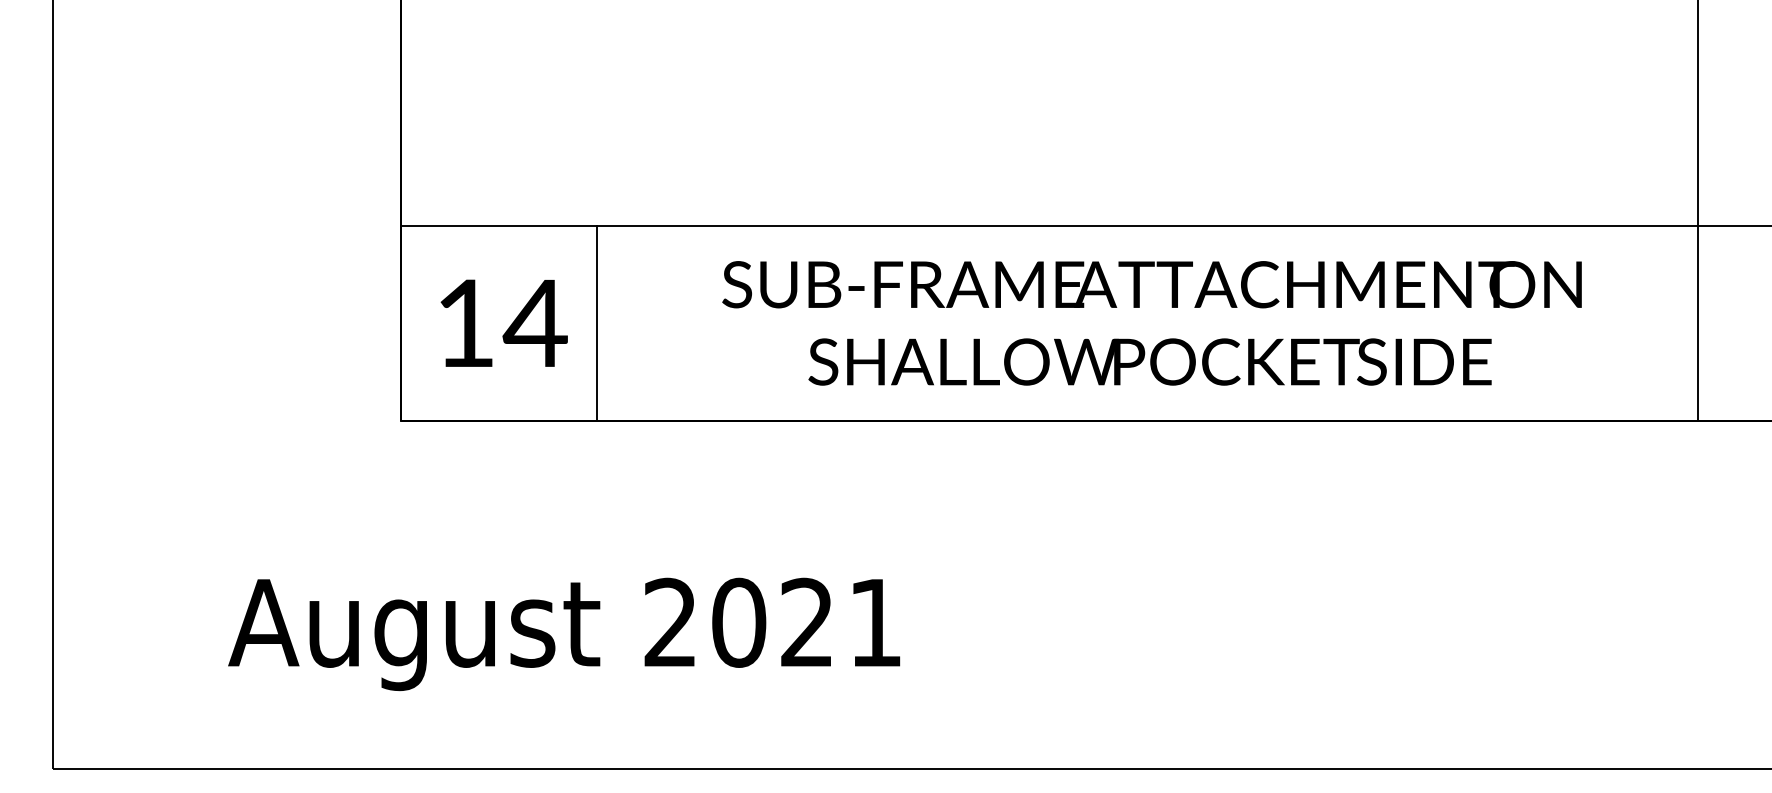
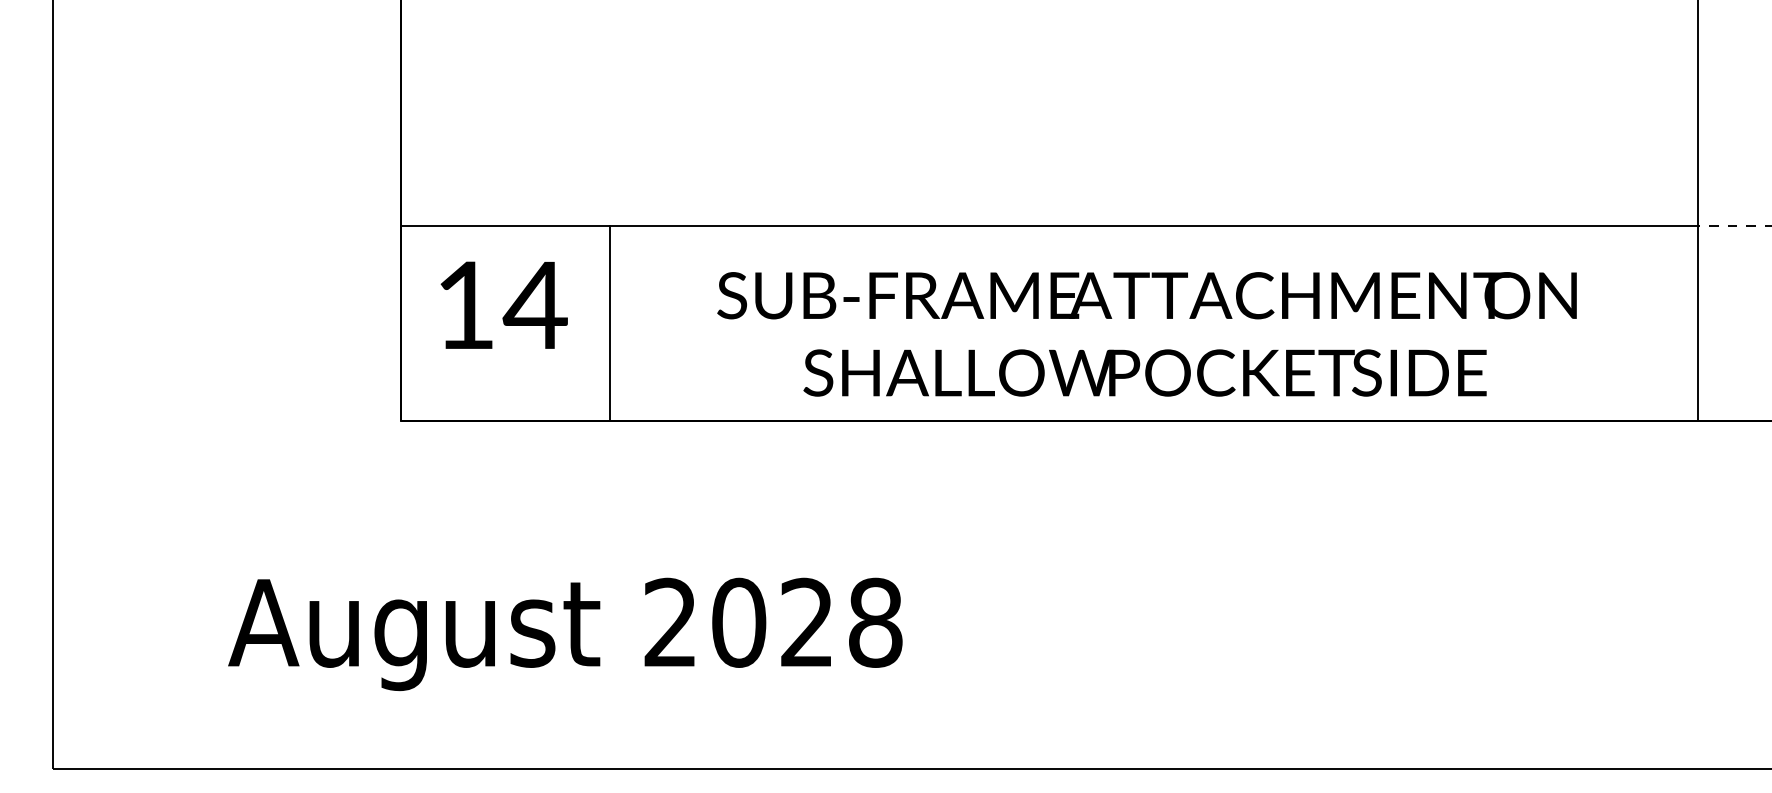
line: solid -> dashed (1734, 225)
text position: (503, 322) -> (503, 304) (503, 304)
line position: (596, 323) -> (609, 323) (609, 323)
text position: (1151, 323) -> (1146, 334) (1146, 334)
text: 2021 -> 2028 (875, 622)
